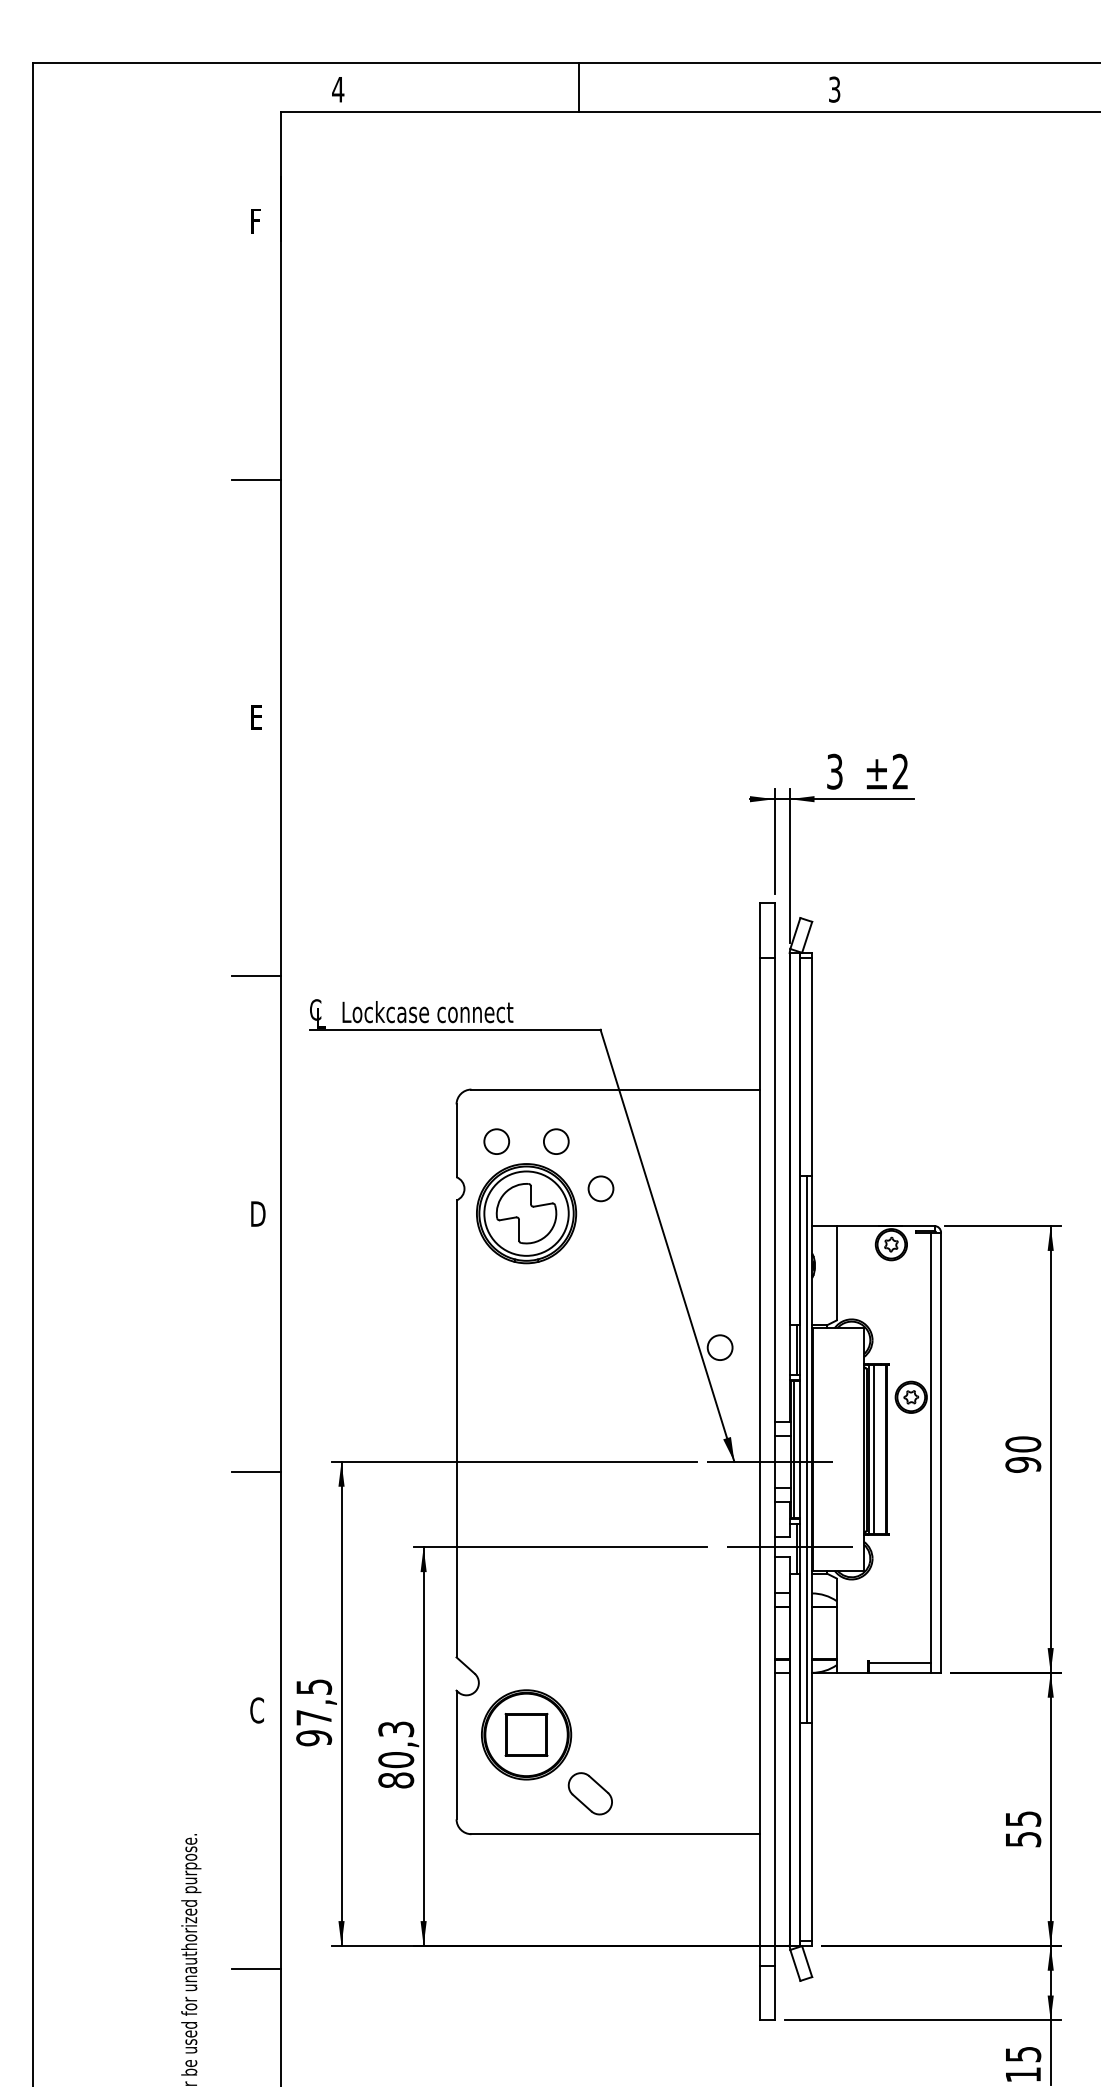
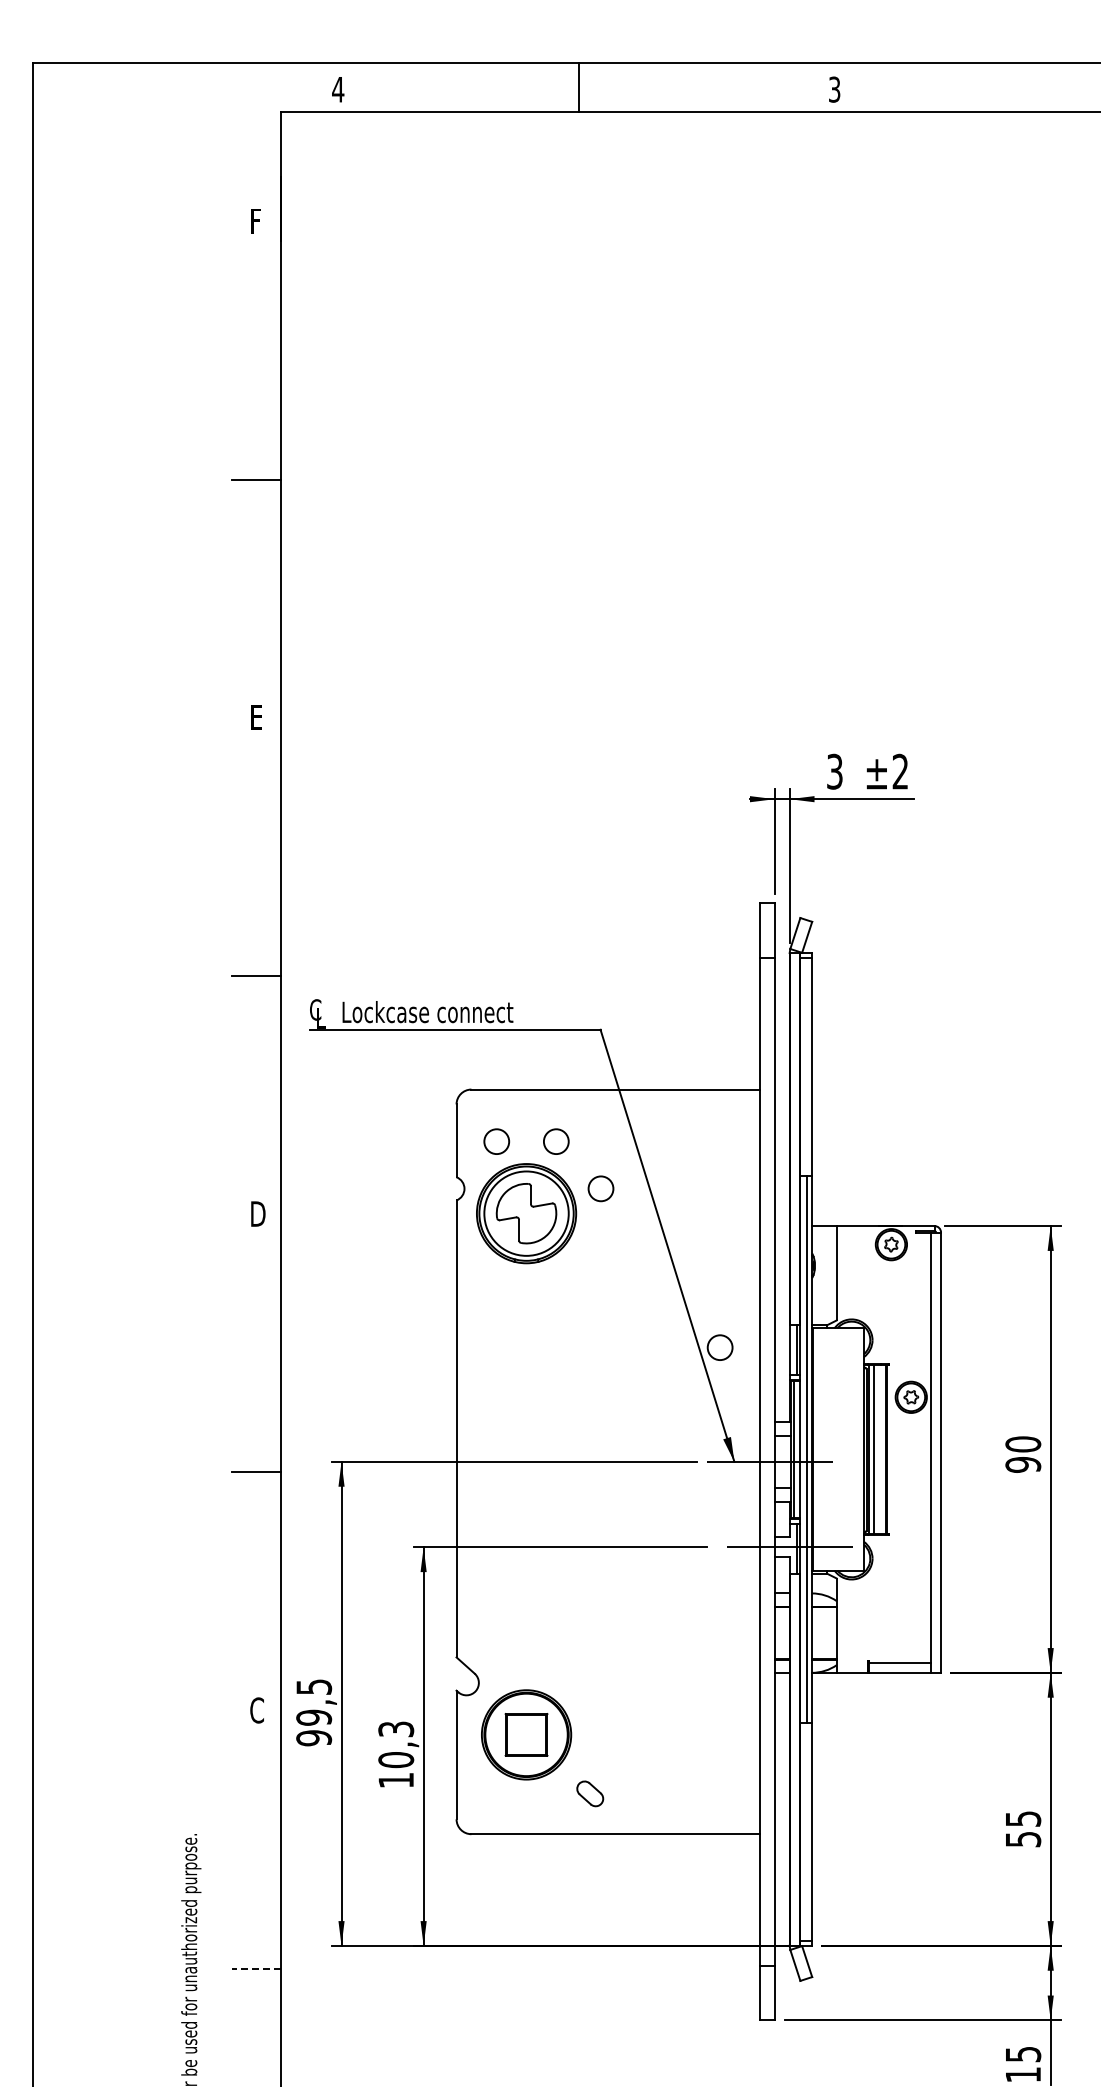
text: 97,5 -> 99,5 (314, 1717)
text: 80,3 -> 10,3 (396, 1780)
part size: 46x44 px -> 29x28 px (590, 1793)
line: solid -> dashed (256, 1968)
